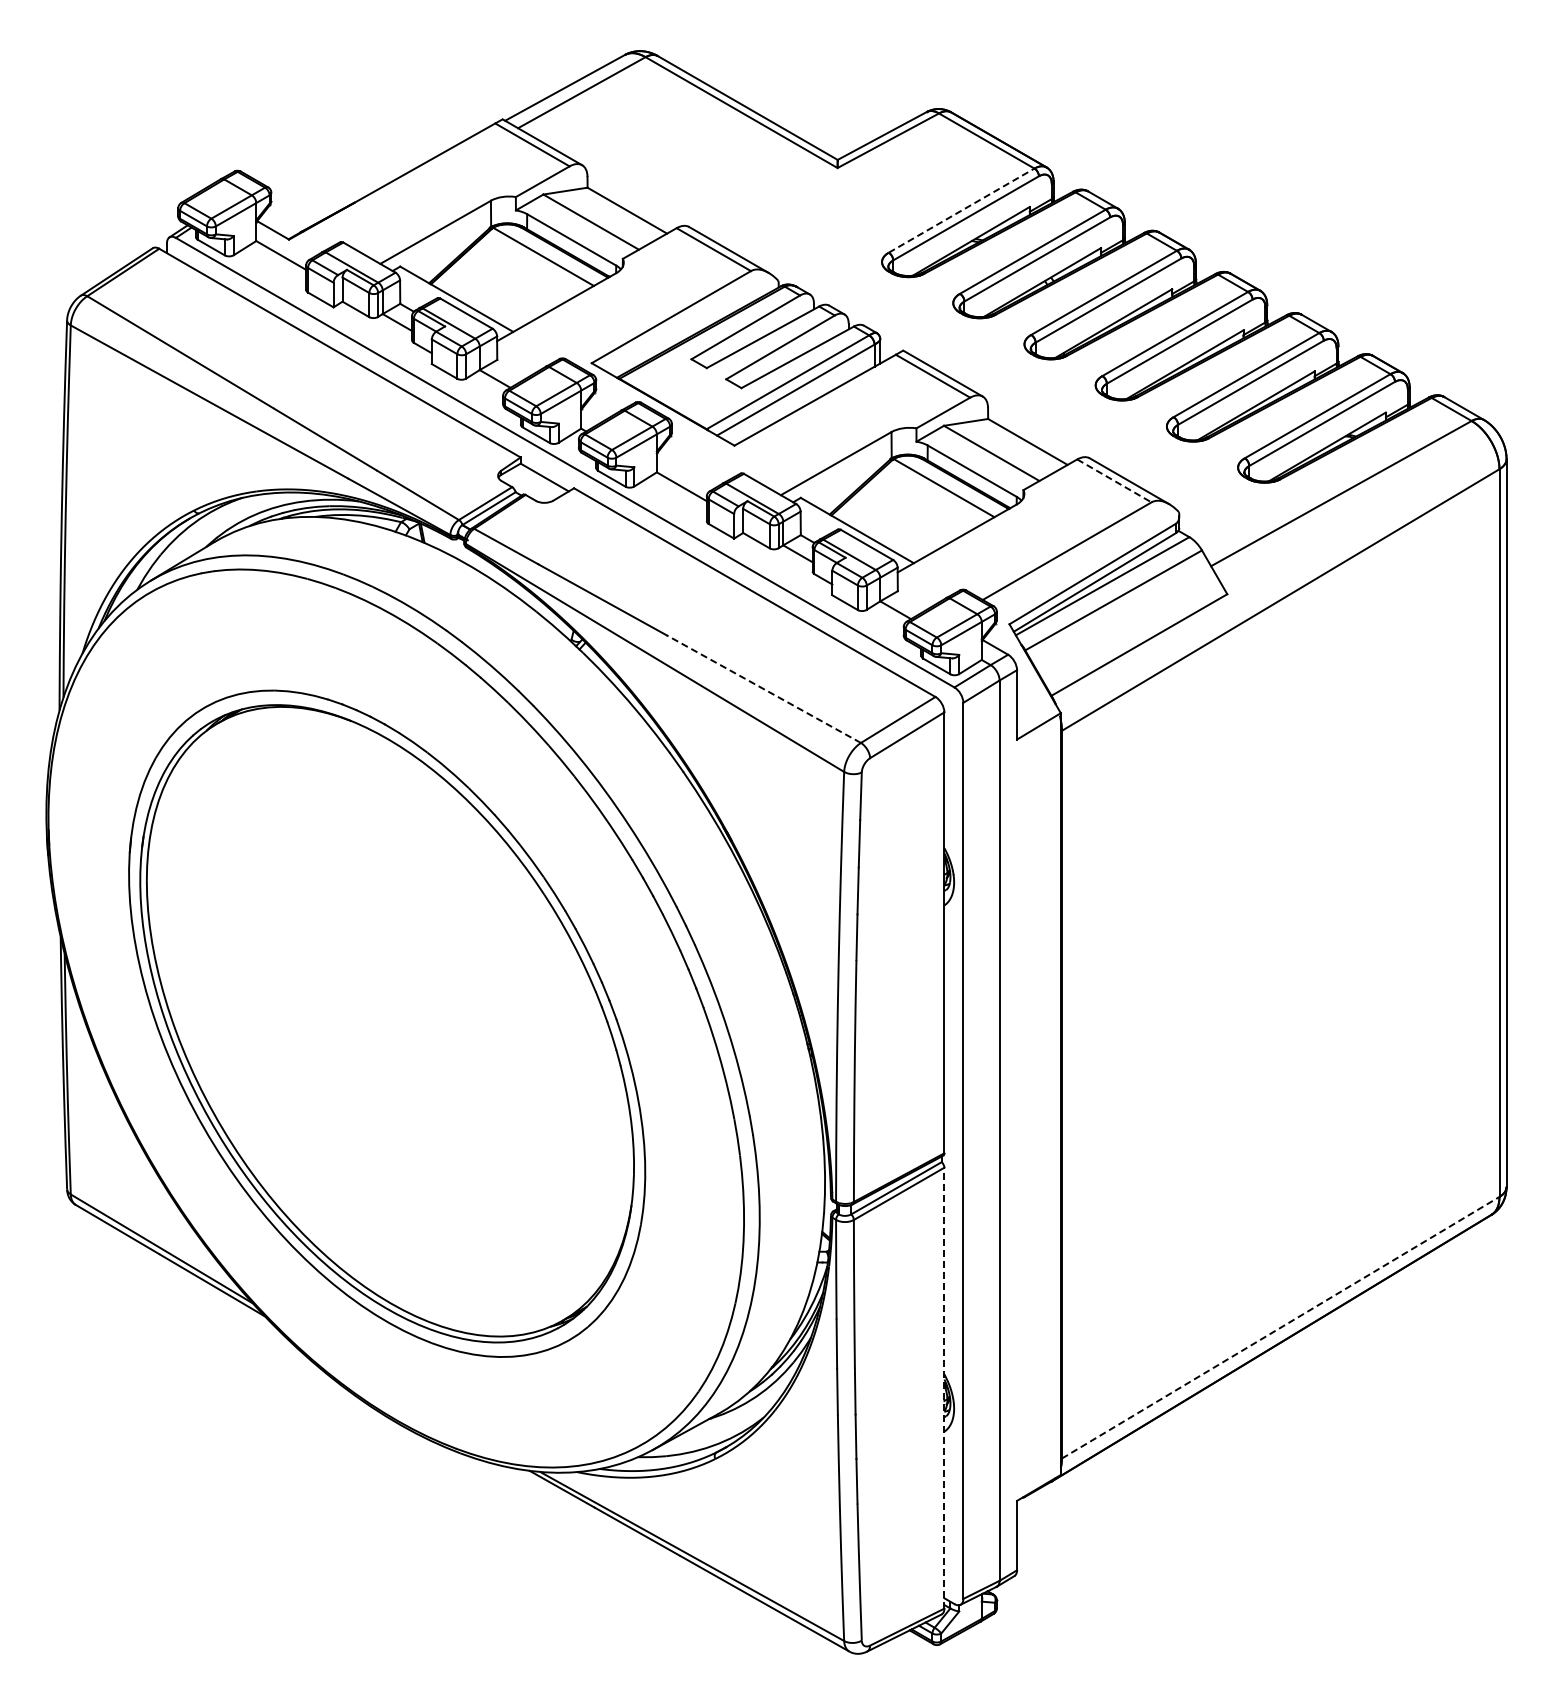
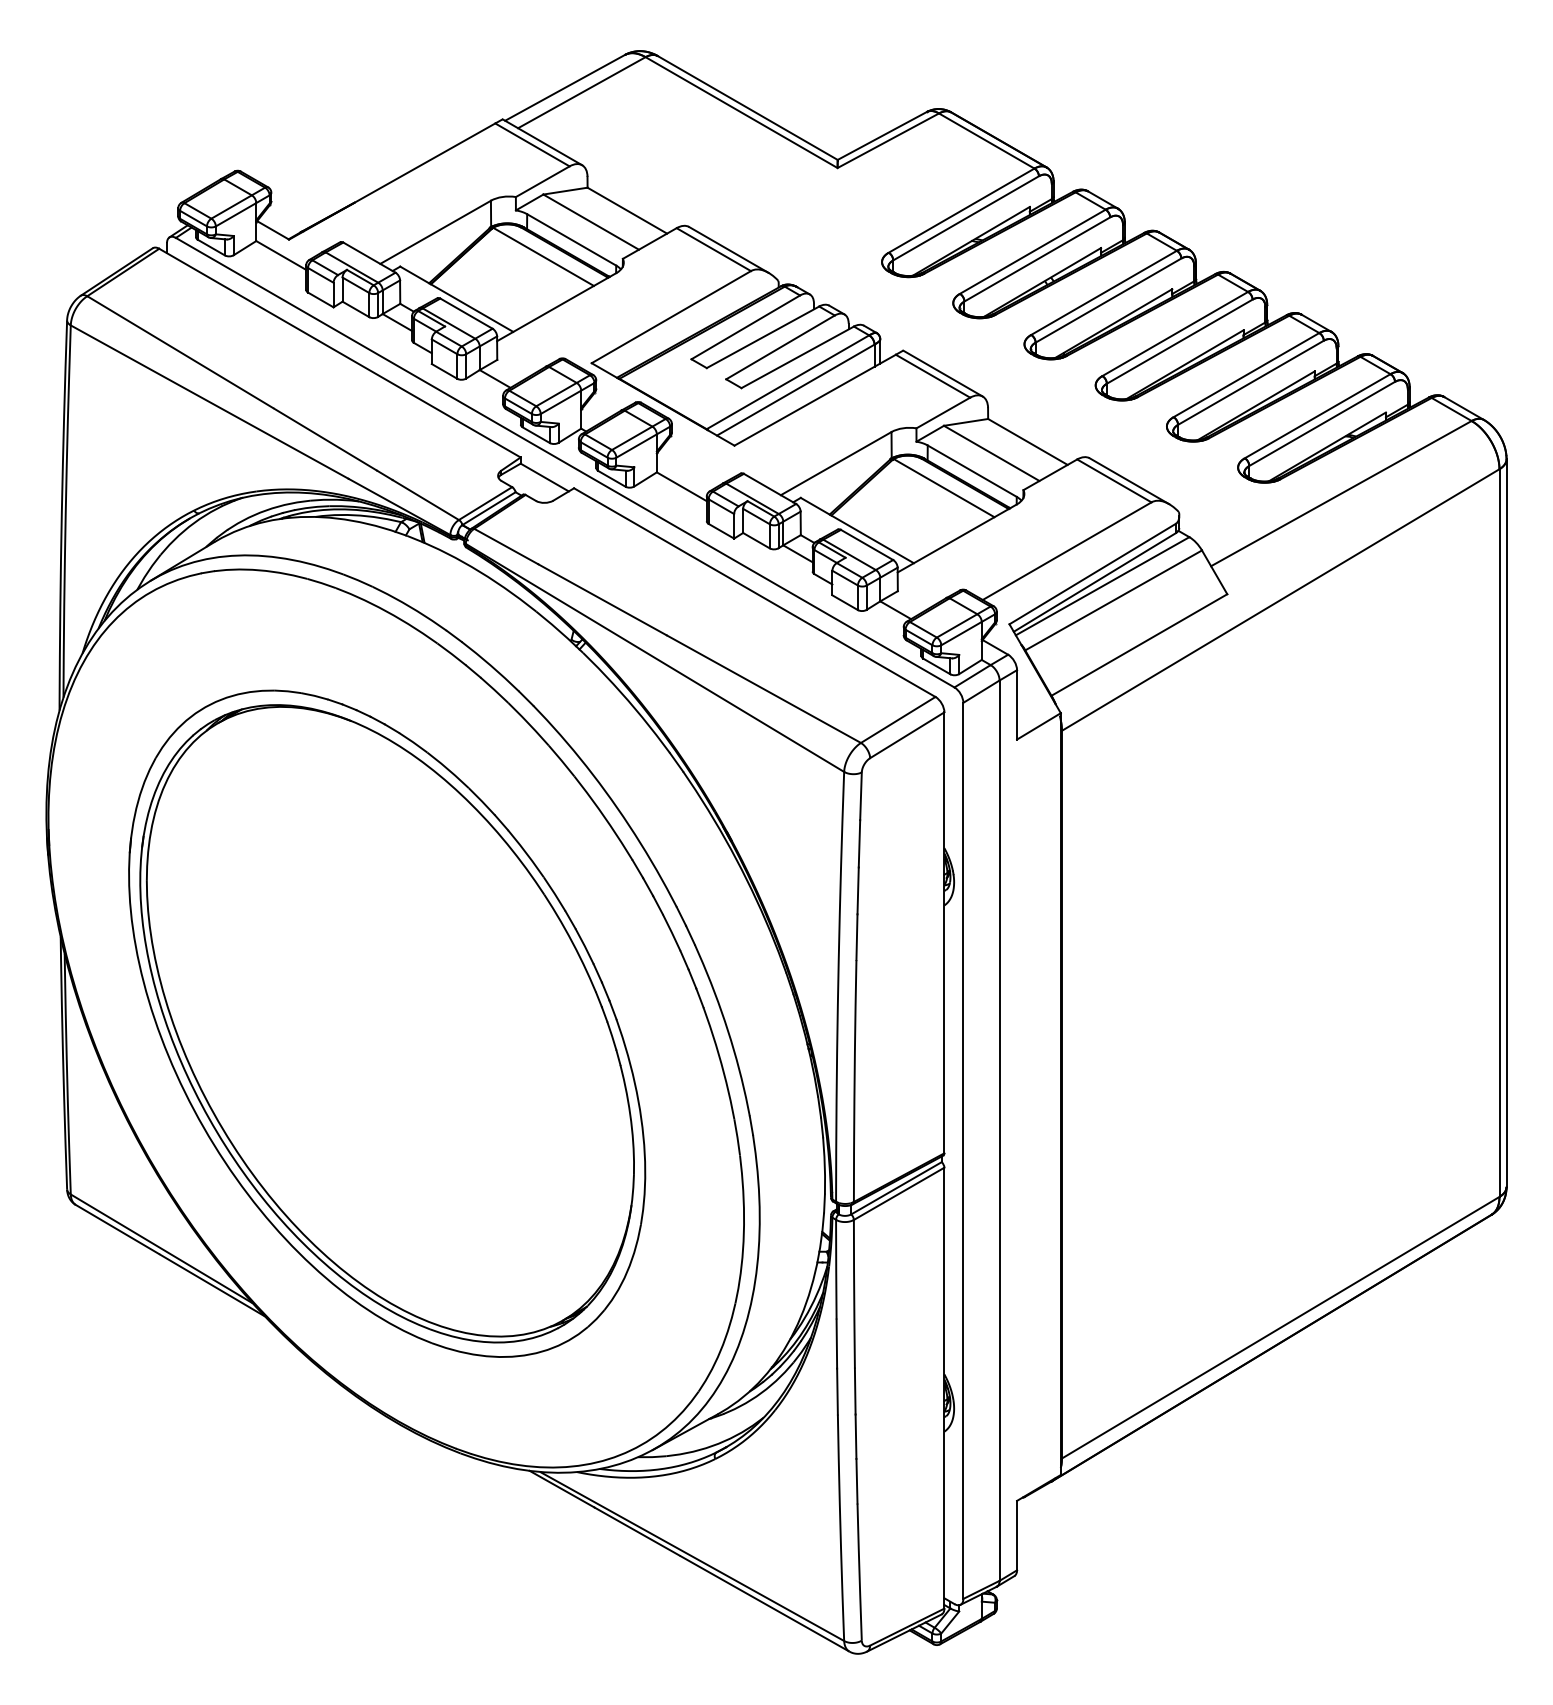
line: dashed -> solid (962, 210)
line: dashed -> solid (1114, 480)
line: dashed -> solid (763, 689)
line: dashed -> solid (1280, 1327)
line: dashed -> solid (944, 1387)
